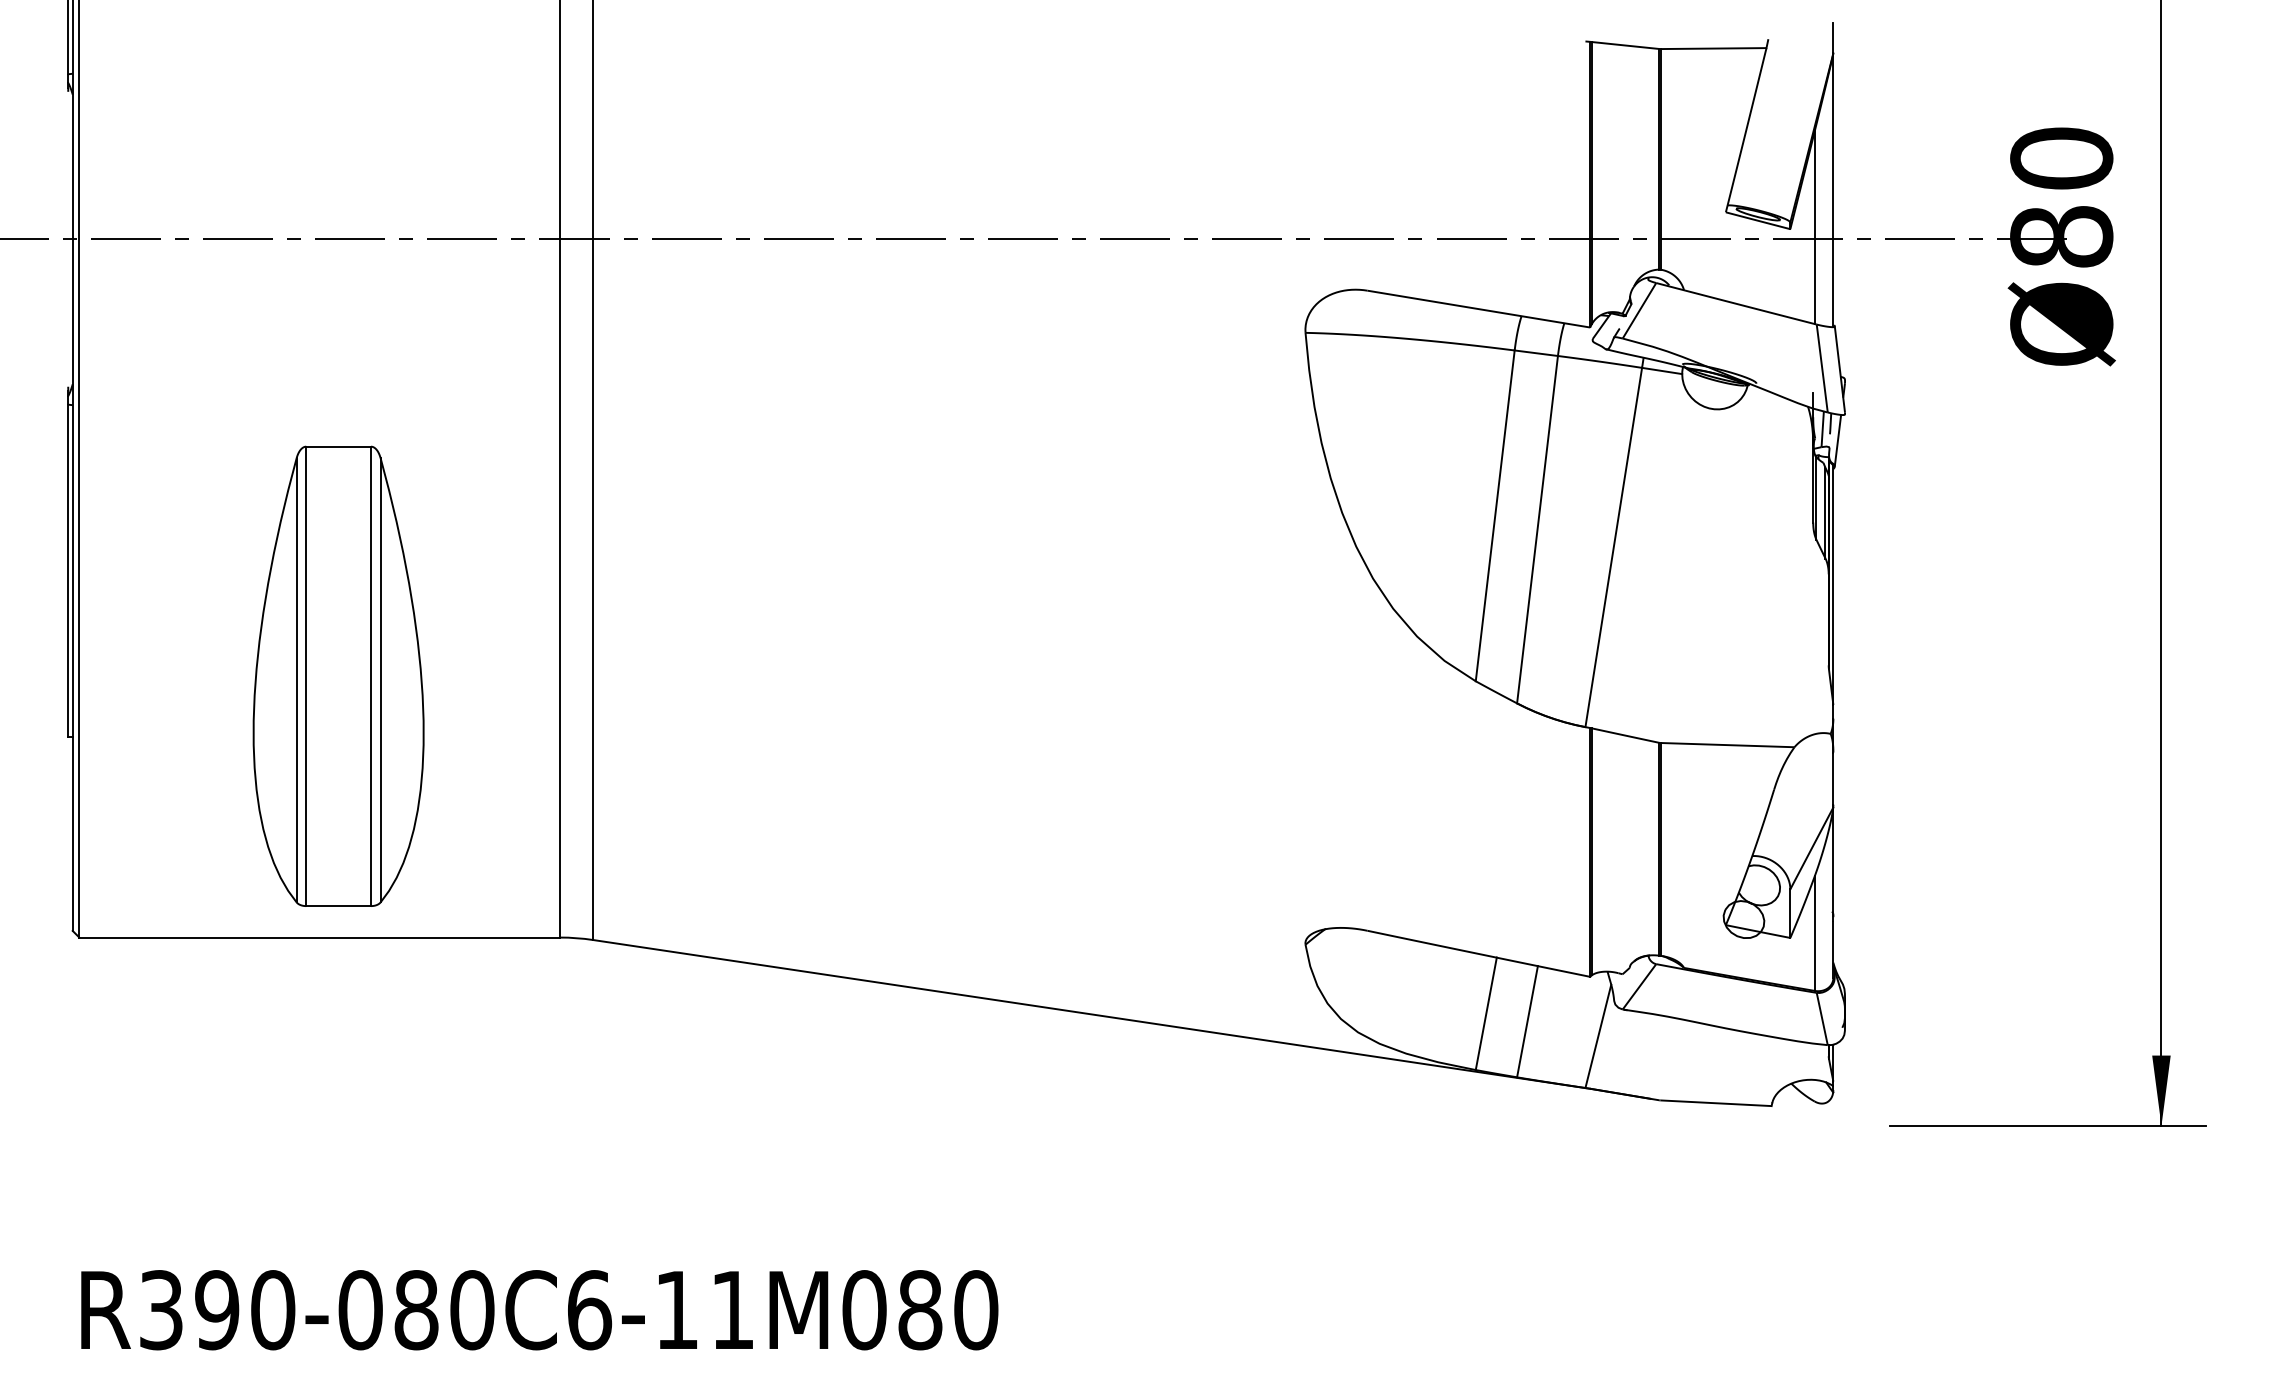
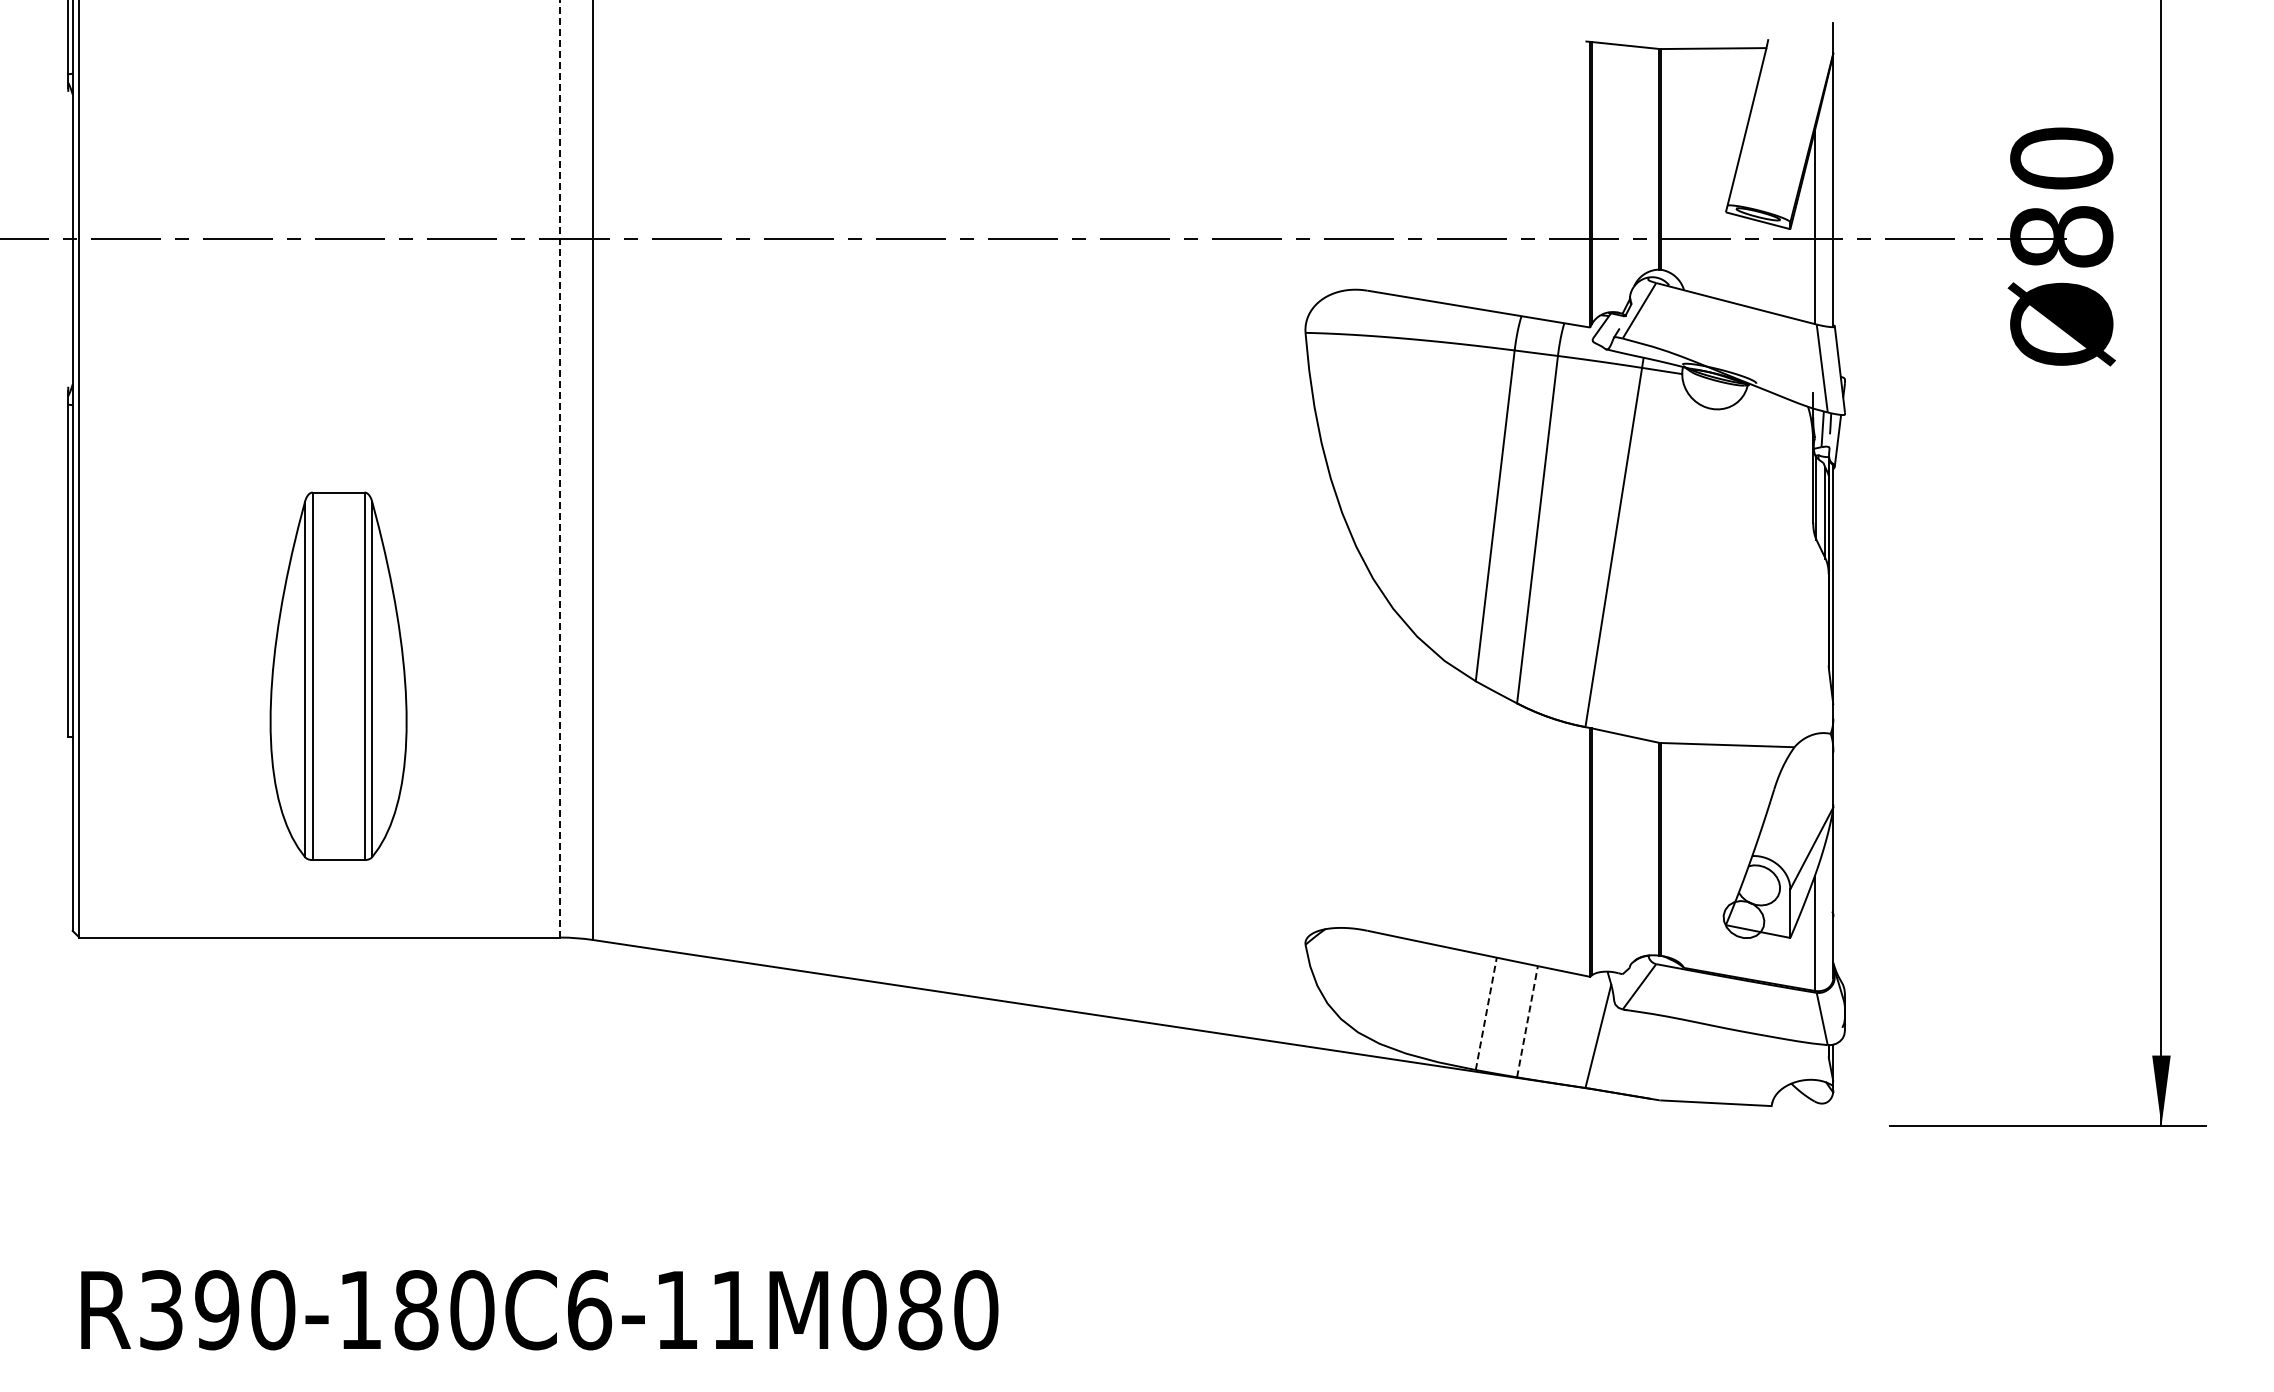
line: solid -> dashed (560, 468)
part size: 173x462 px -> 139x370 px (338, 675)
line: solid -> dashed (1486, 1013)
line: solid -> dashed (1527, 1021)
text: R390-080C6-11M080 -> R390-180C6-11M080 (360, 1310)
